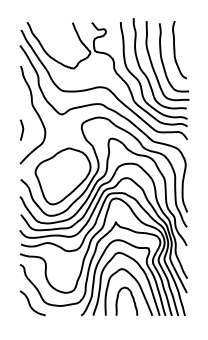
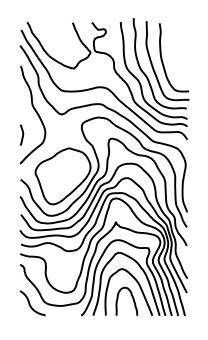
curve: present -> none (175, 50)
curve position: (22, 129) -> (22, 134) (22, 134)
